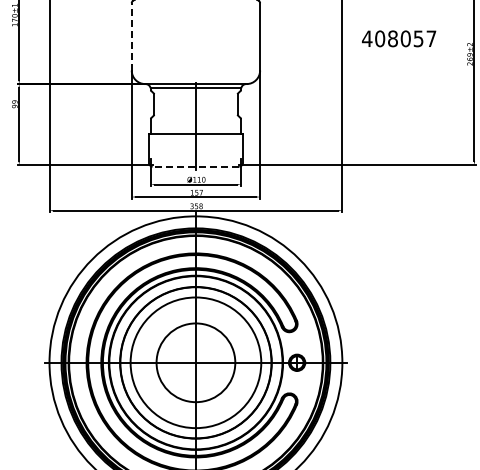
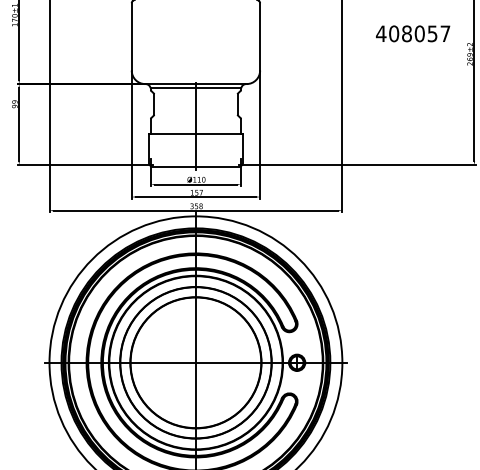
line: dashed -> solid (131, 36)
text position: (399, 38) -> (413, 33) (413, 33)
line: dashed -> solid (195, 166)
circle diameter: 79 px -> 131 px (195, 362)
